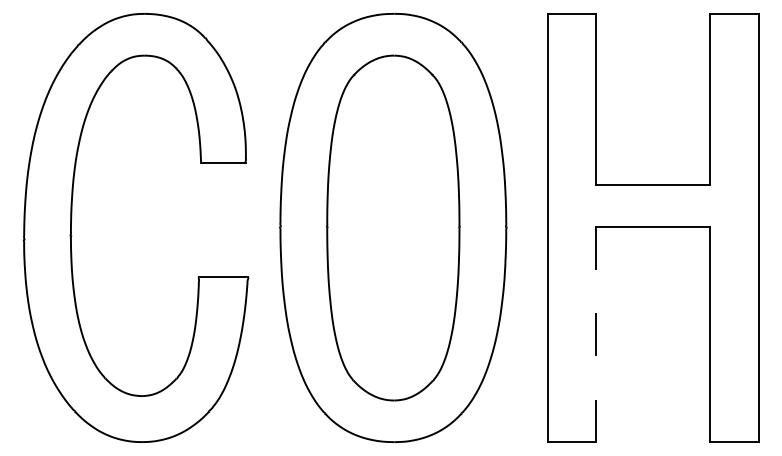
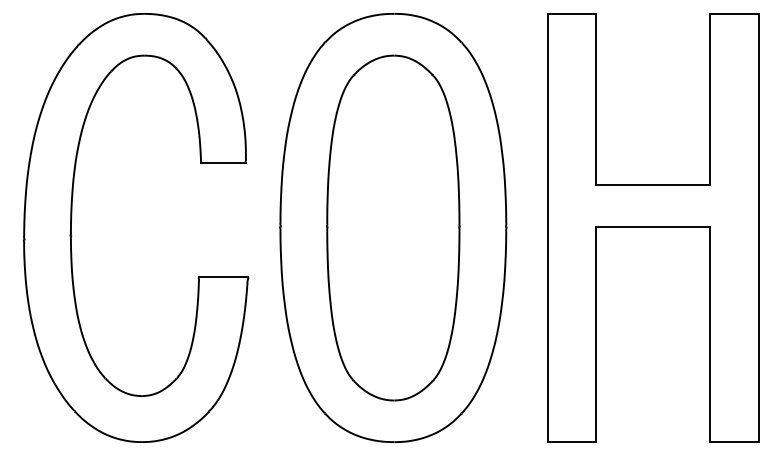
line: dashed -> solid (595, 334)
